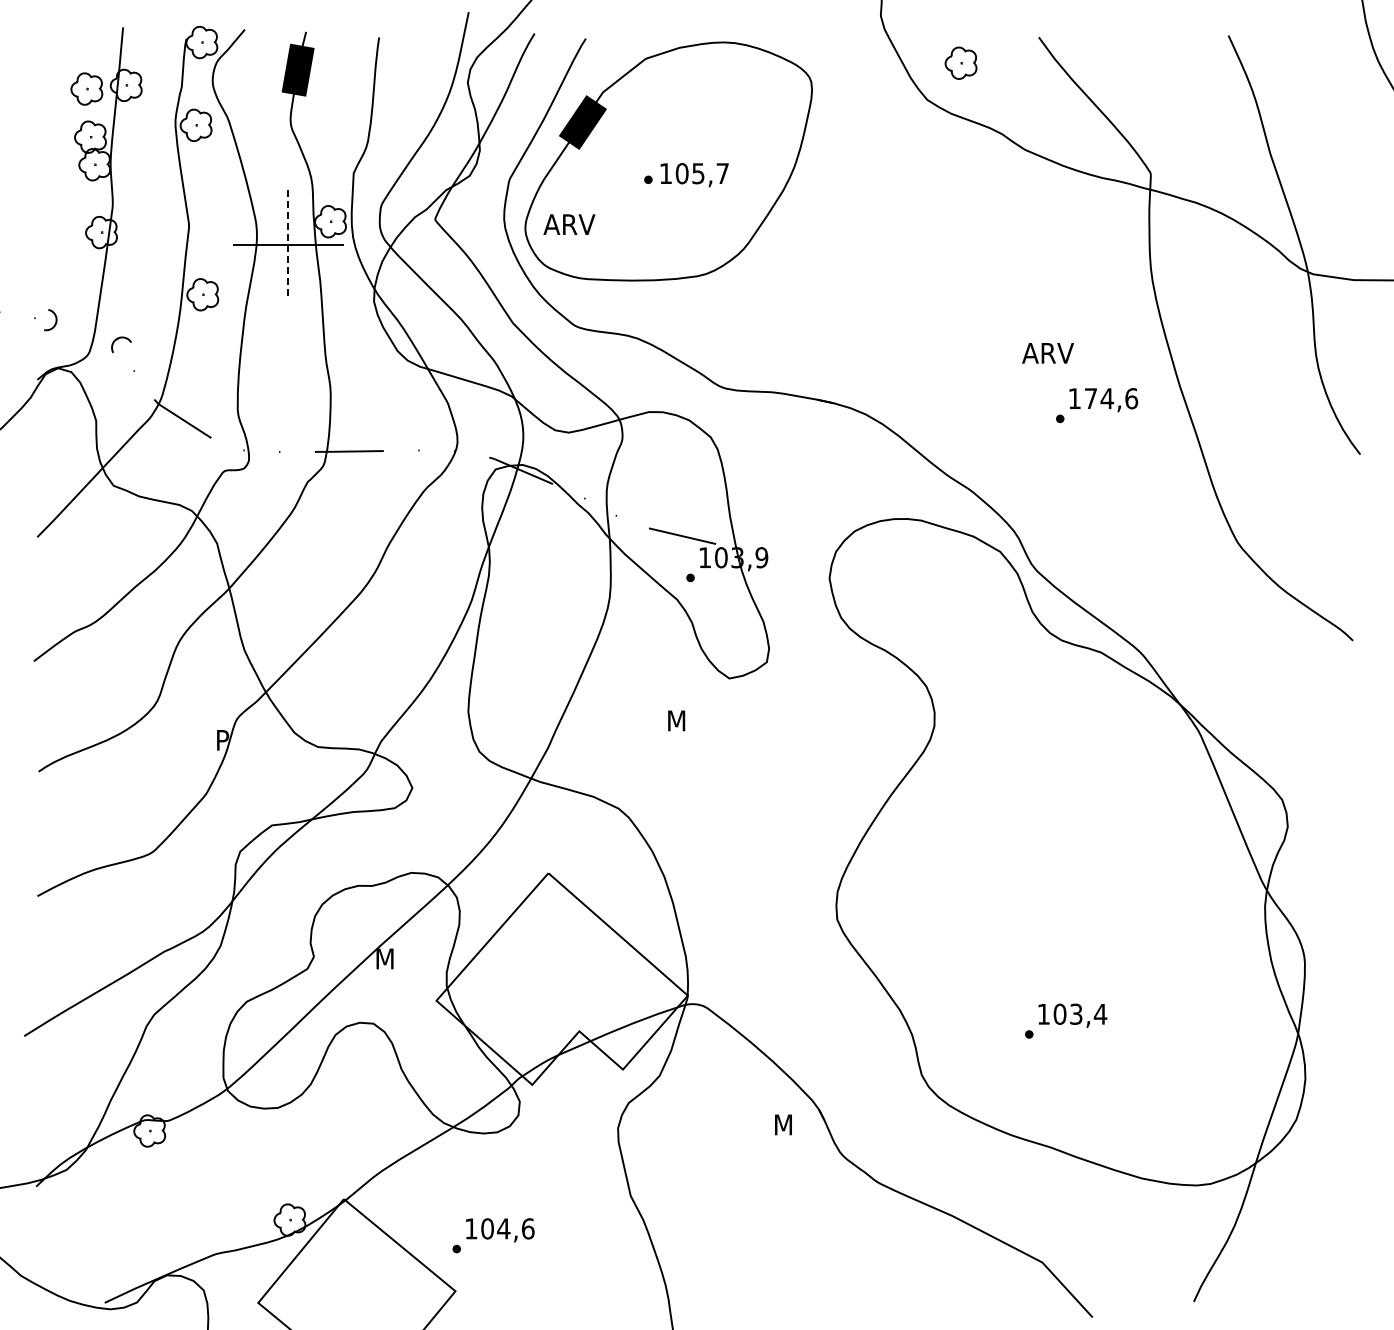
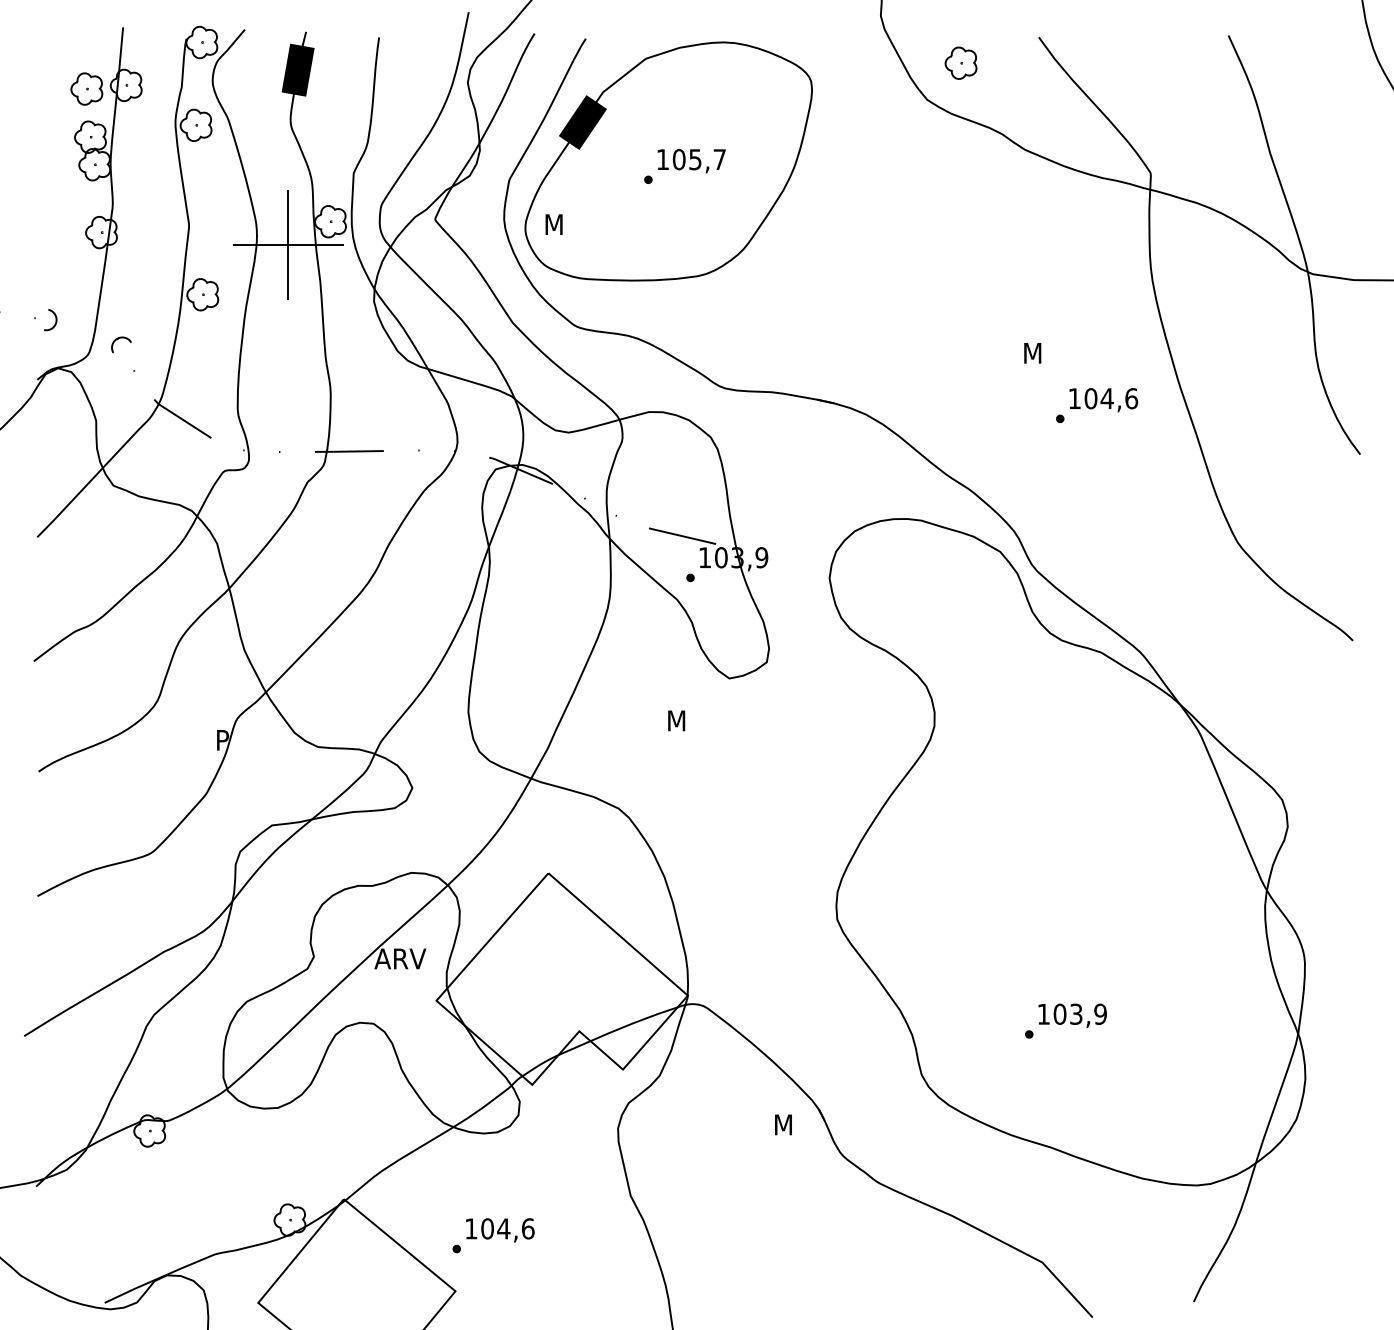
text position: (694, 175) -> (691, 161) (691, 161)
text: ARV -> M (569, 224)
line: dashed -> solid (288, 245)
text: ARV -> M (1047, 353)
text: 174,6 -> 104,6 (1090, 398)
text: M -> ARV (400, 958)
text: 103,4 -> 103,9 (1100, 1013)
